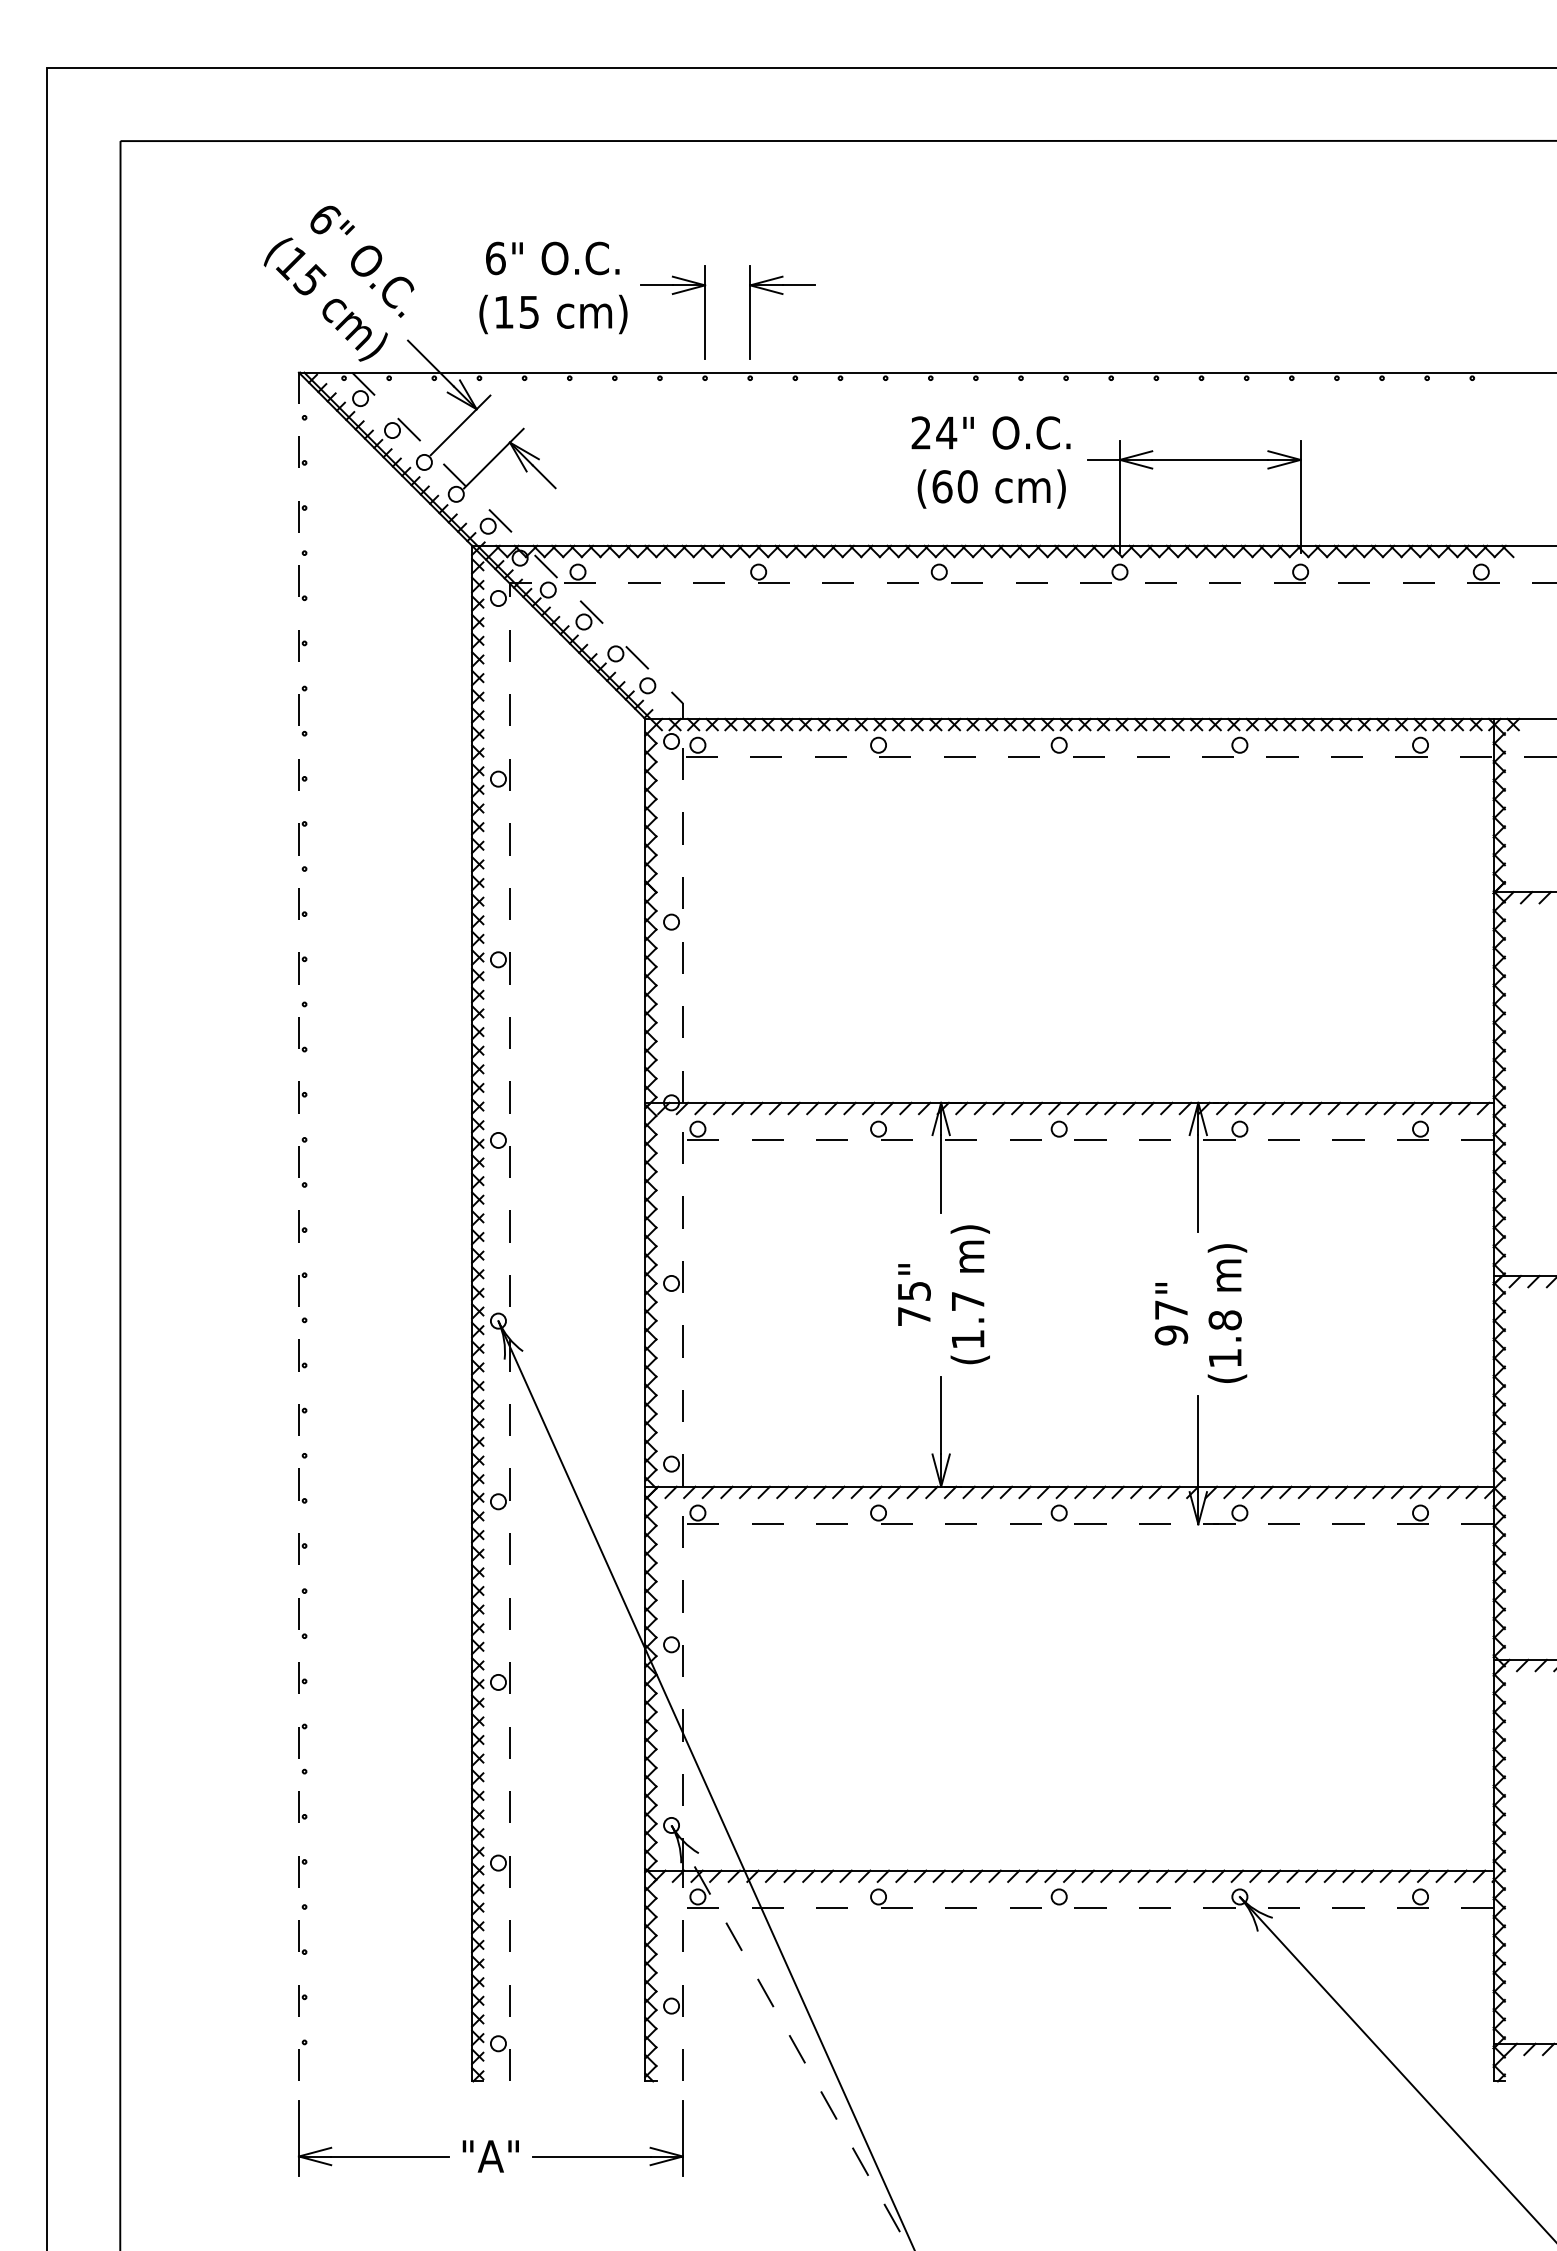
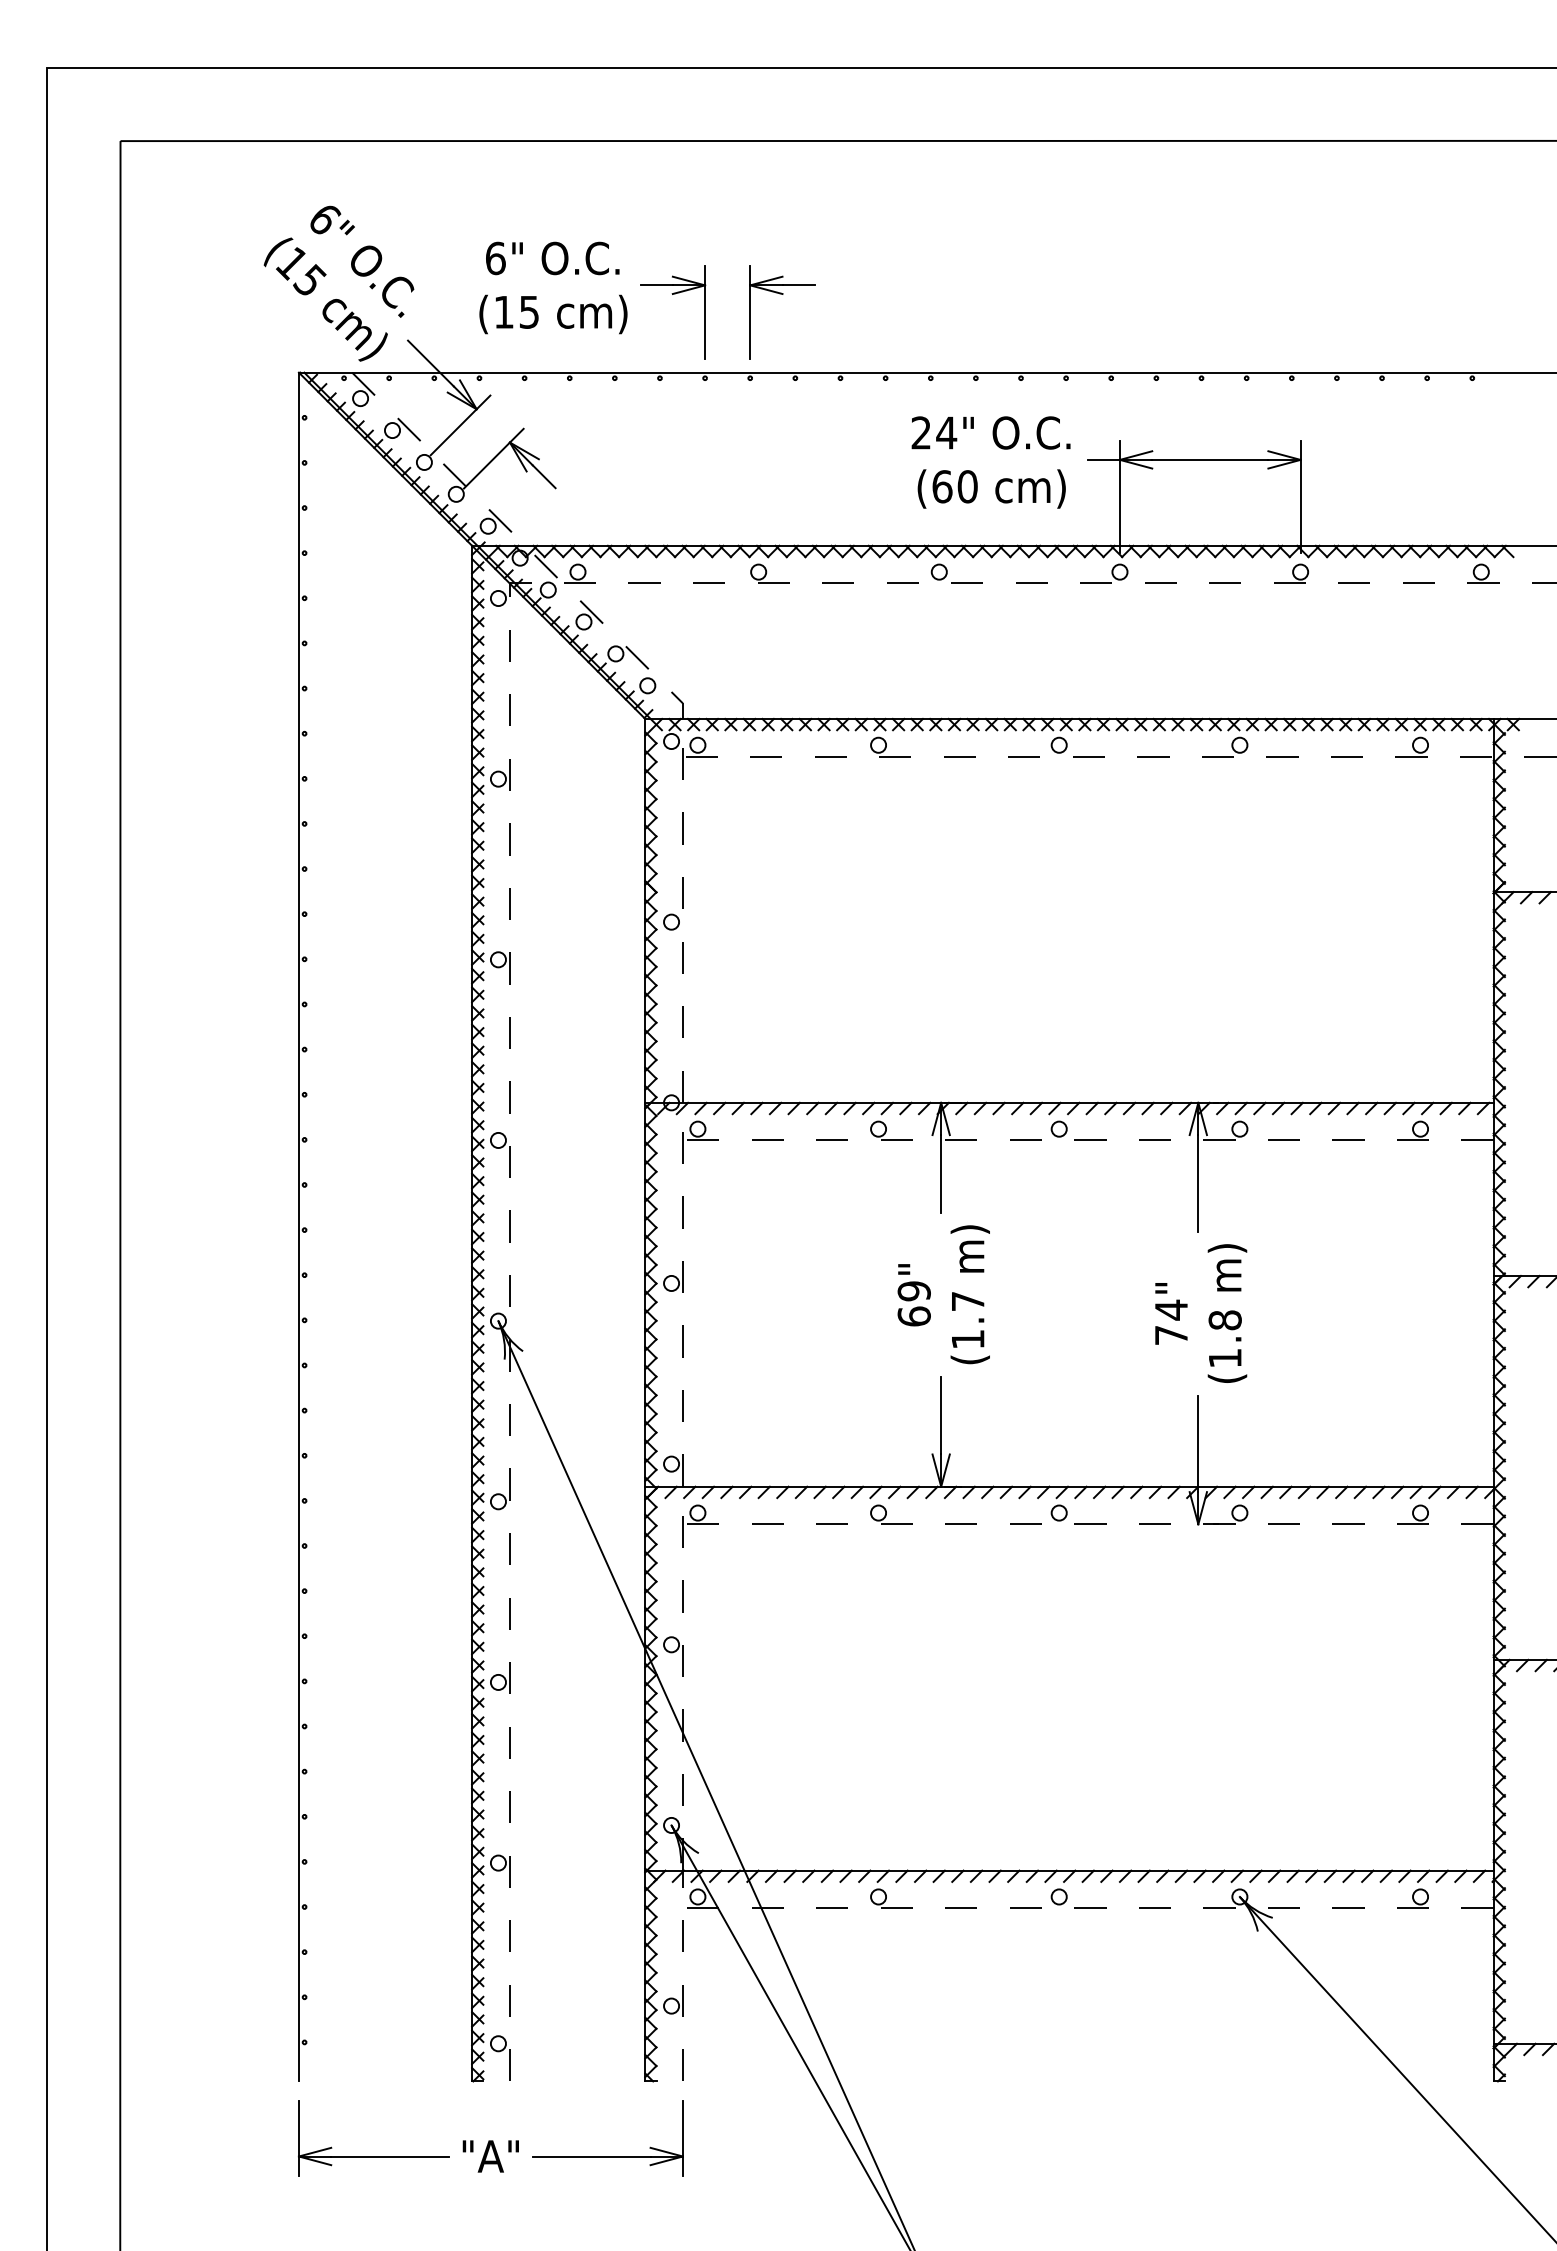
line: dashed -> solid (298, 1226)
text: 75" -> 69" (913, 1303)
text: 97" -> 74" (1171, 1322)
line: dashed -> solid (791, 2038)
